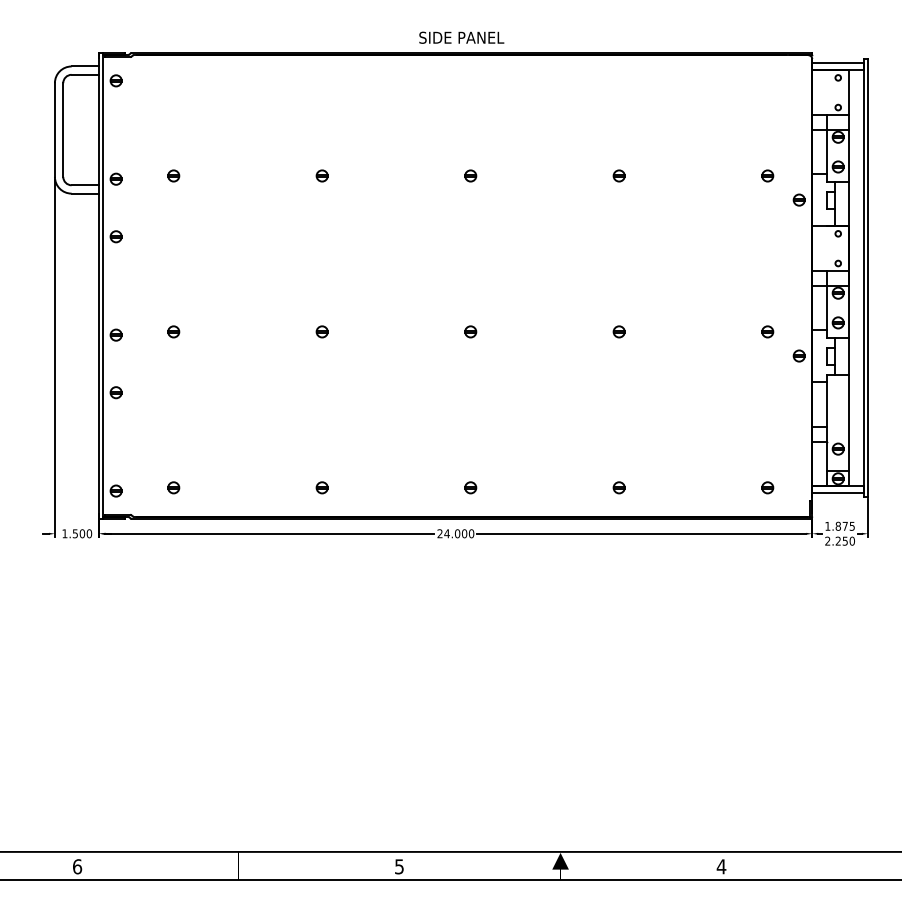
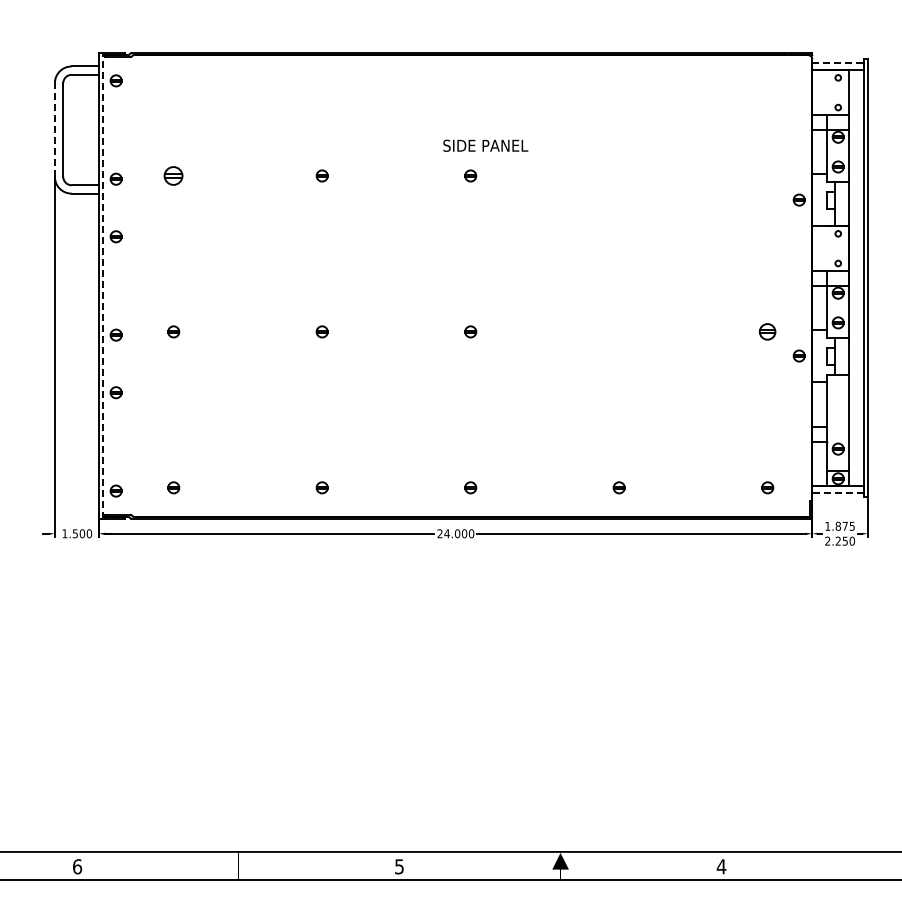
text position: (461, 37) -> (485, 145) (485, 145)
line: solid -> dashed (838, 62)
line: solid -> dashed (54, 130)
part size: 14x14 px -> 21x20 px (173, 175)
part: present -> none (618, 175)
part: present -> none (767, 175)
line: solid -> dashed (103, 285)
part: present -> none (618, 331)
part size: 14x14 px -> 19x18 px (767, 331)
line: solid -> dashed (838, 493)
